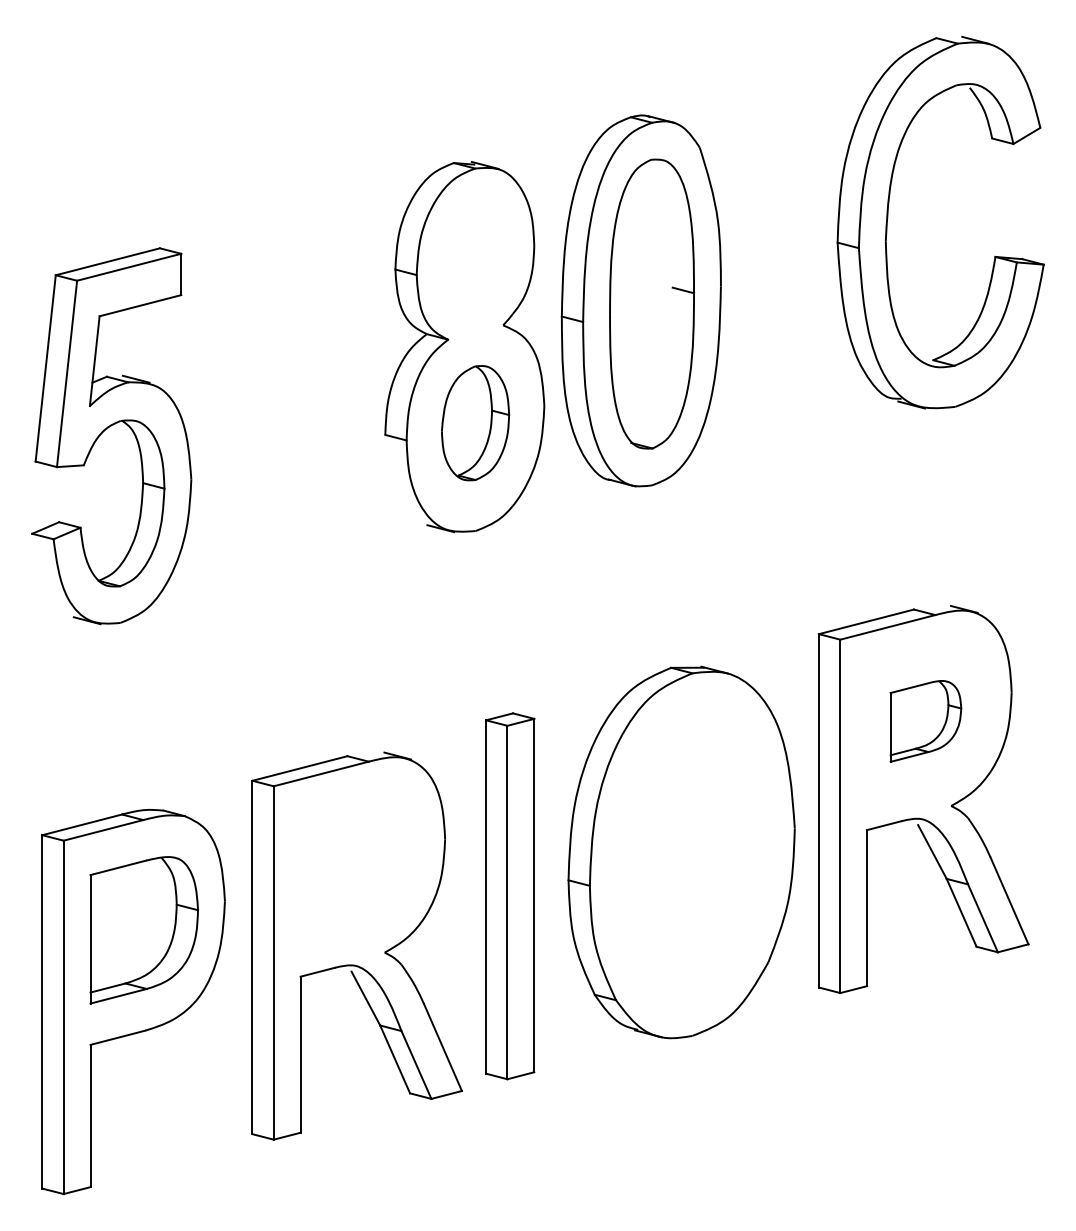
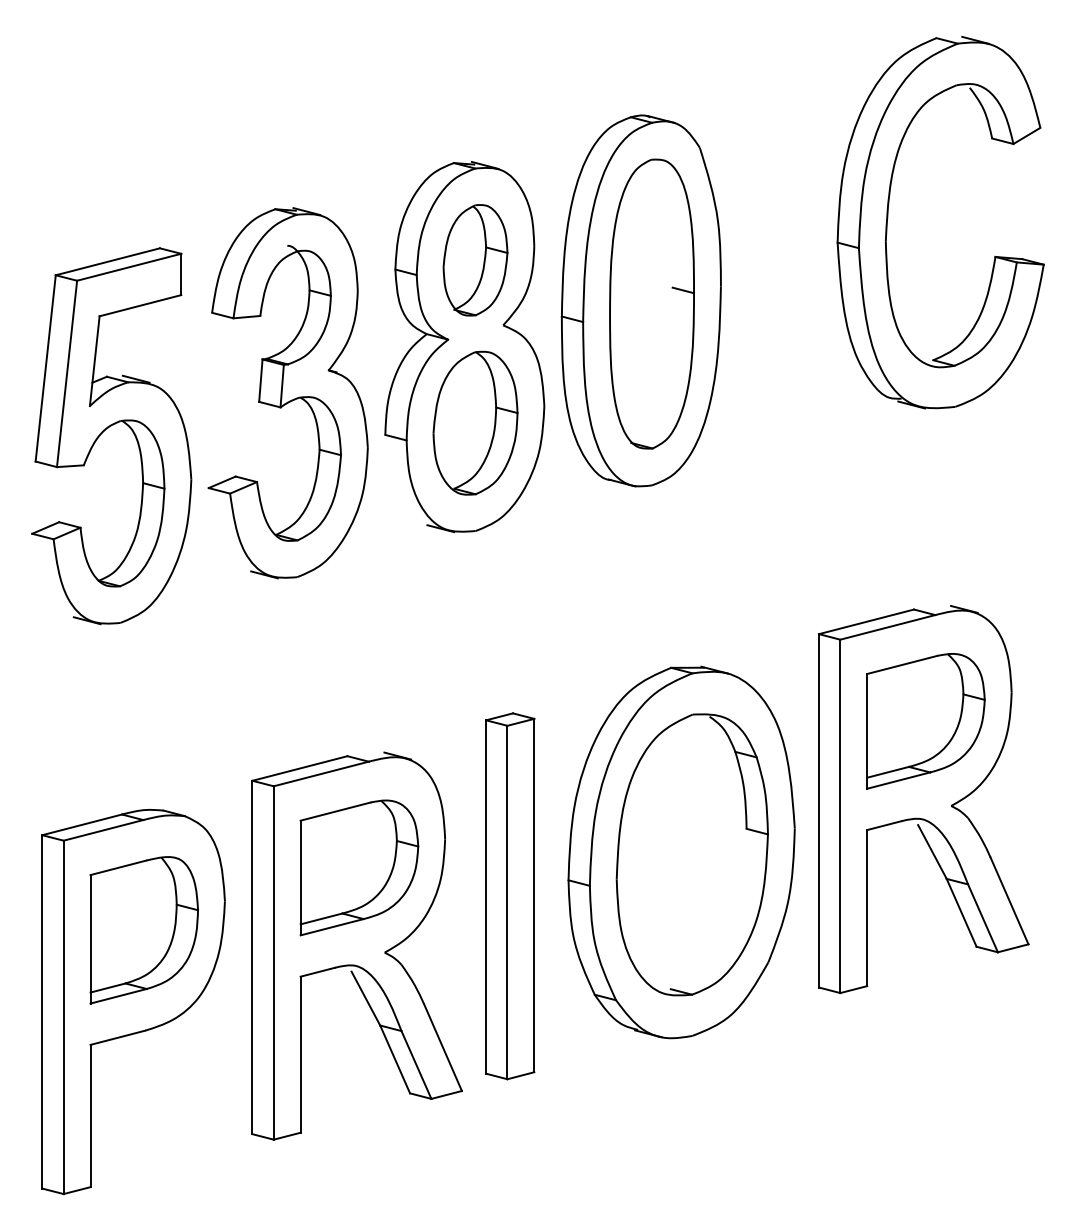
part: none -> present (475, 260)
part: none -> present (287, 393)
part size: 70x117 px -> 87x146 px (475, 422)
part size: 74x83 px -> 120x137 px (925, 721)
part: none -> present (691, 854)
part: none -> present (359, 867)
